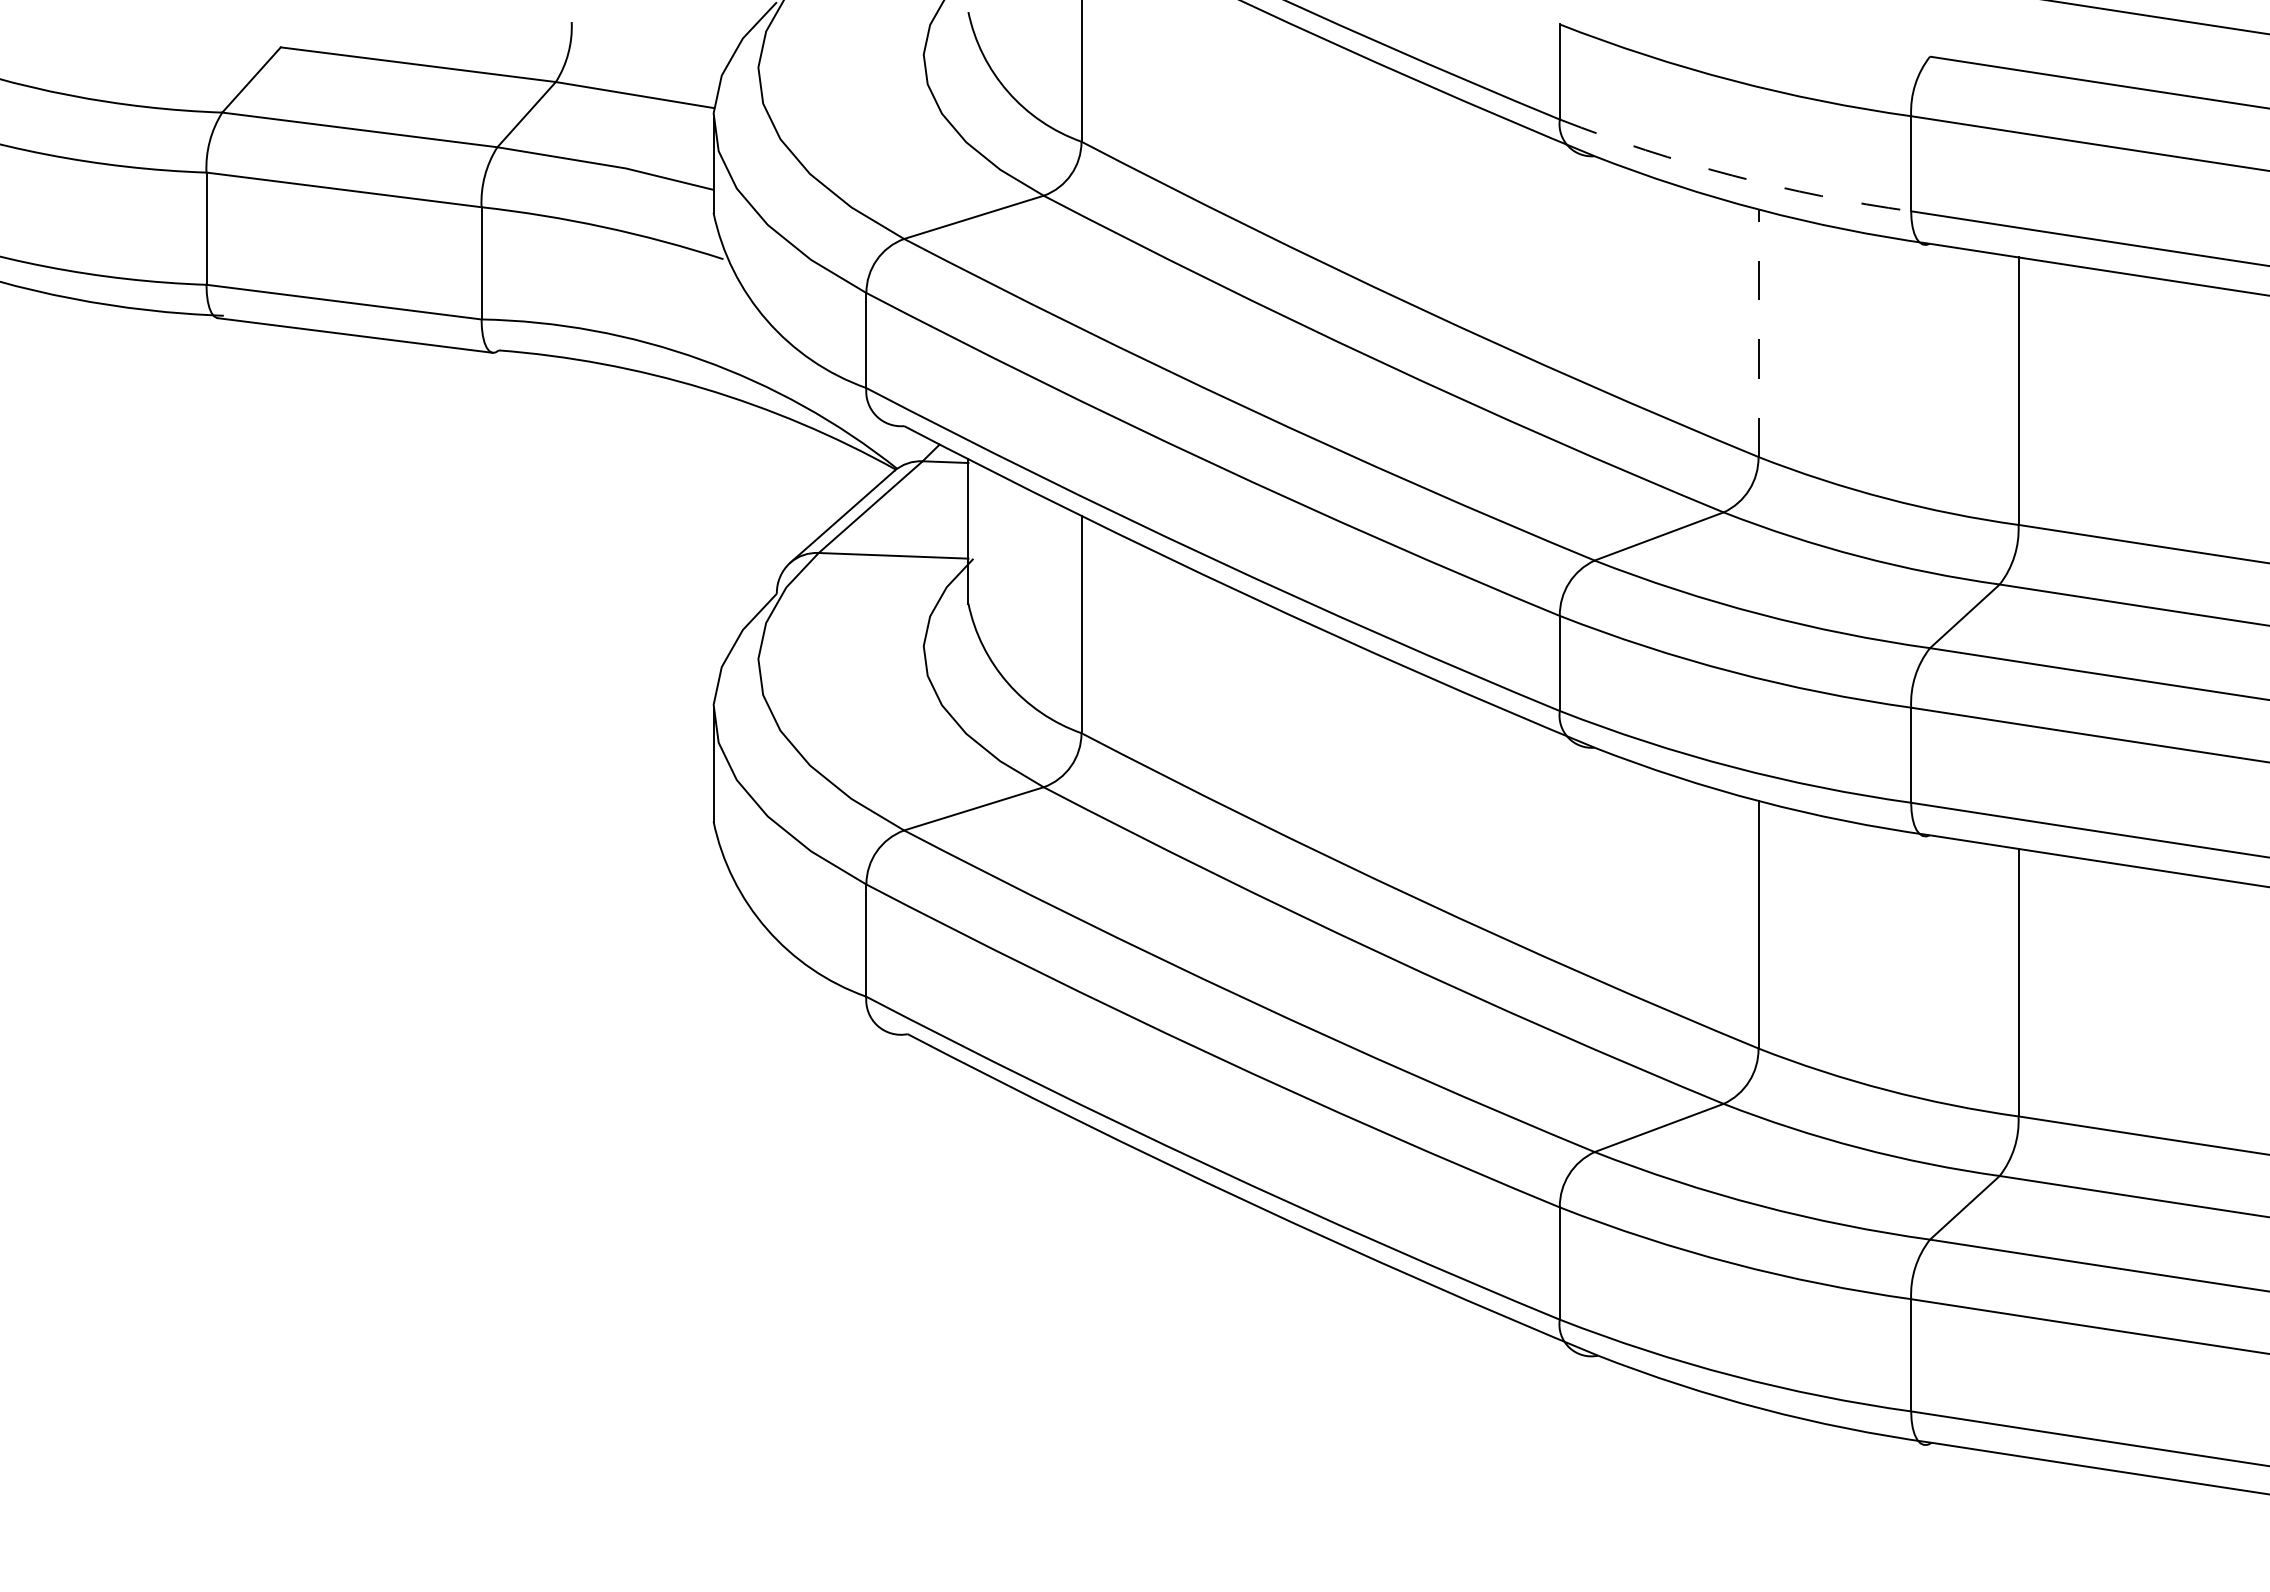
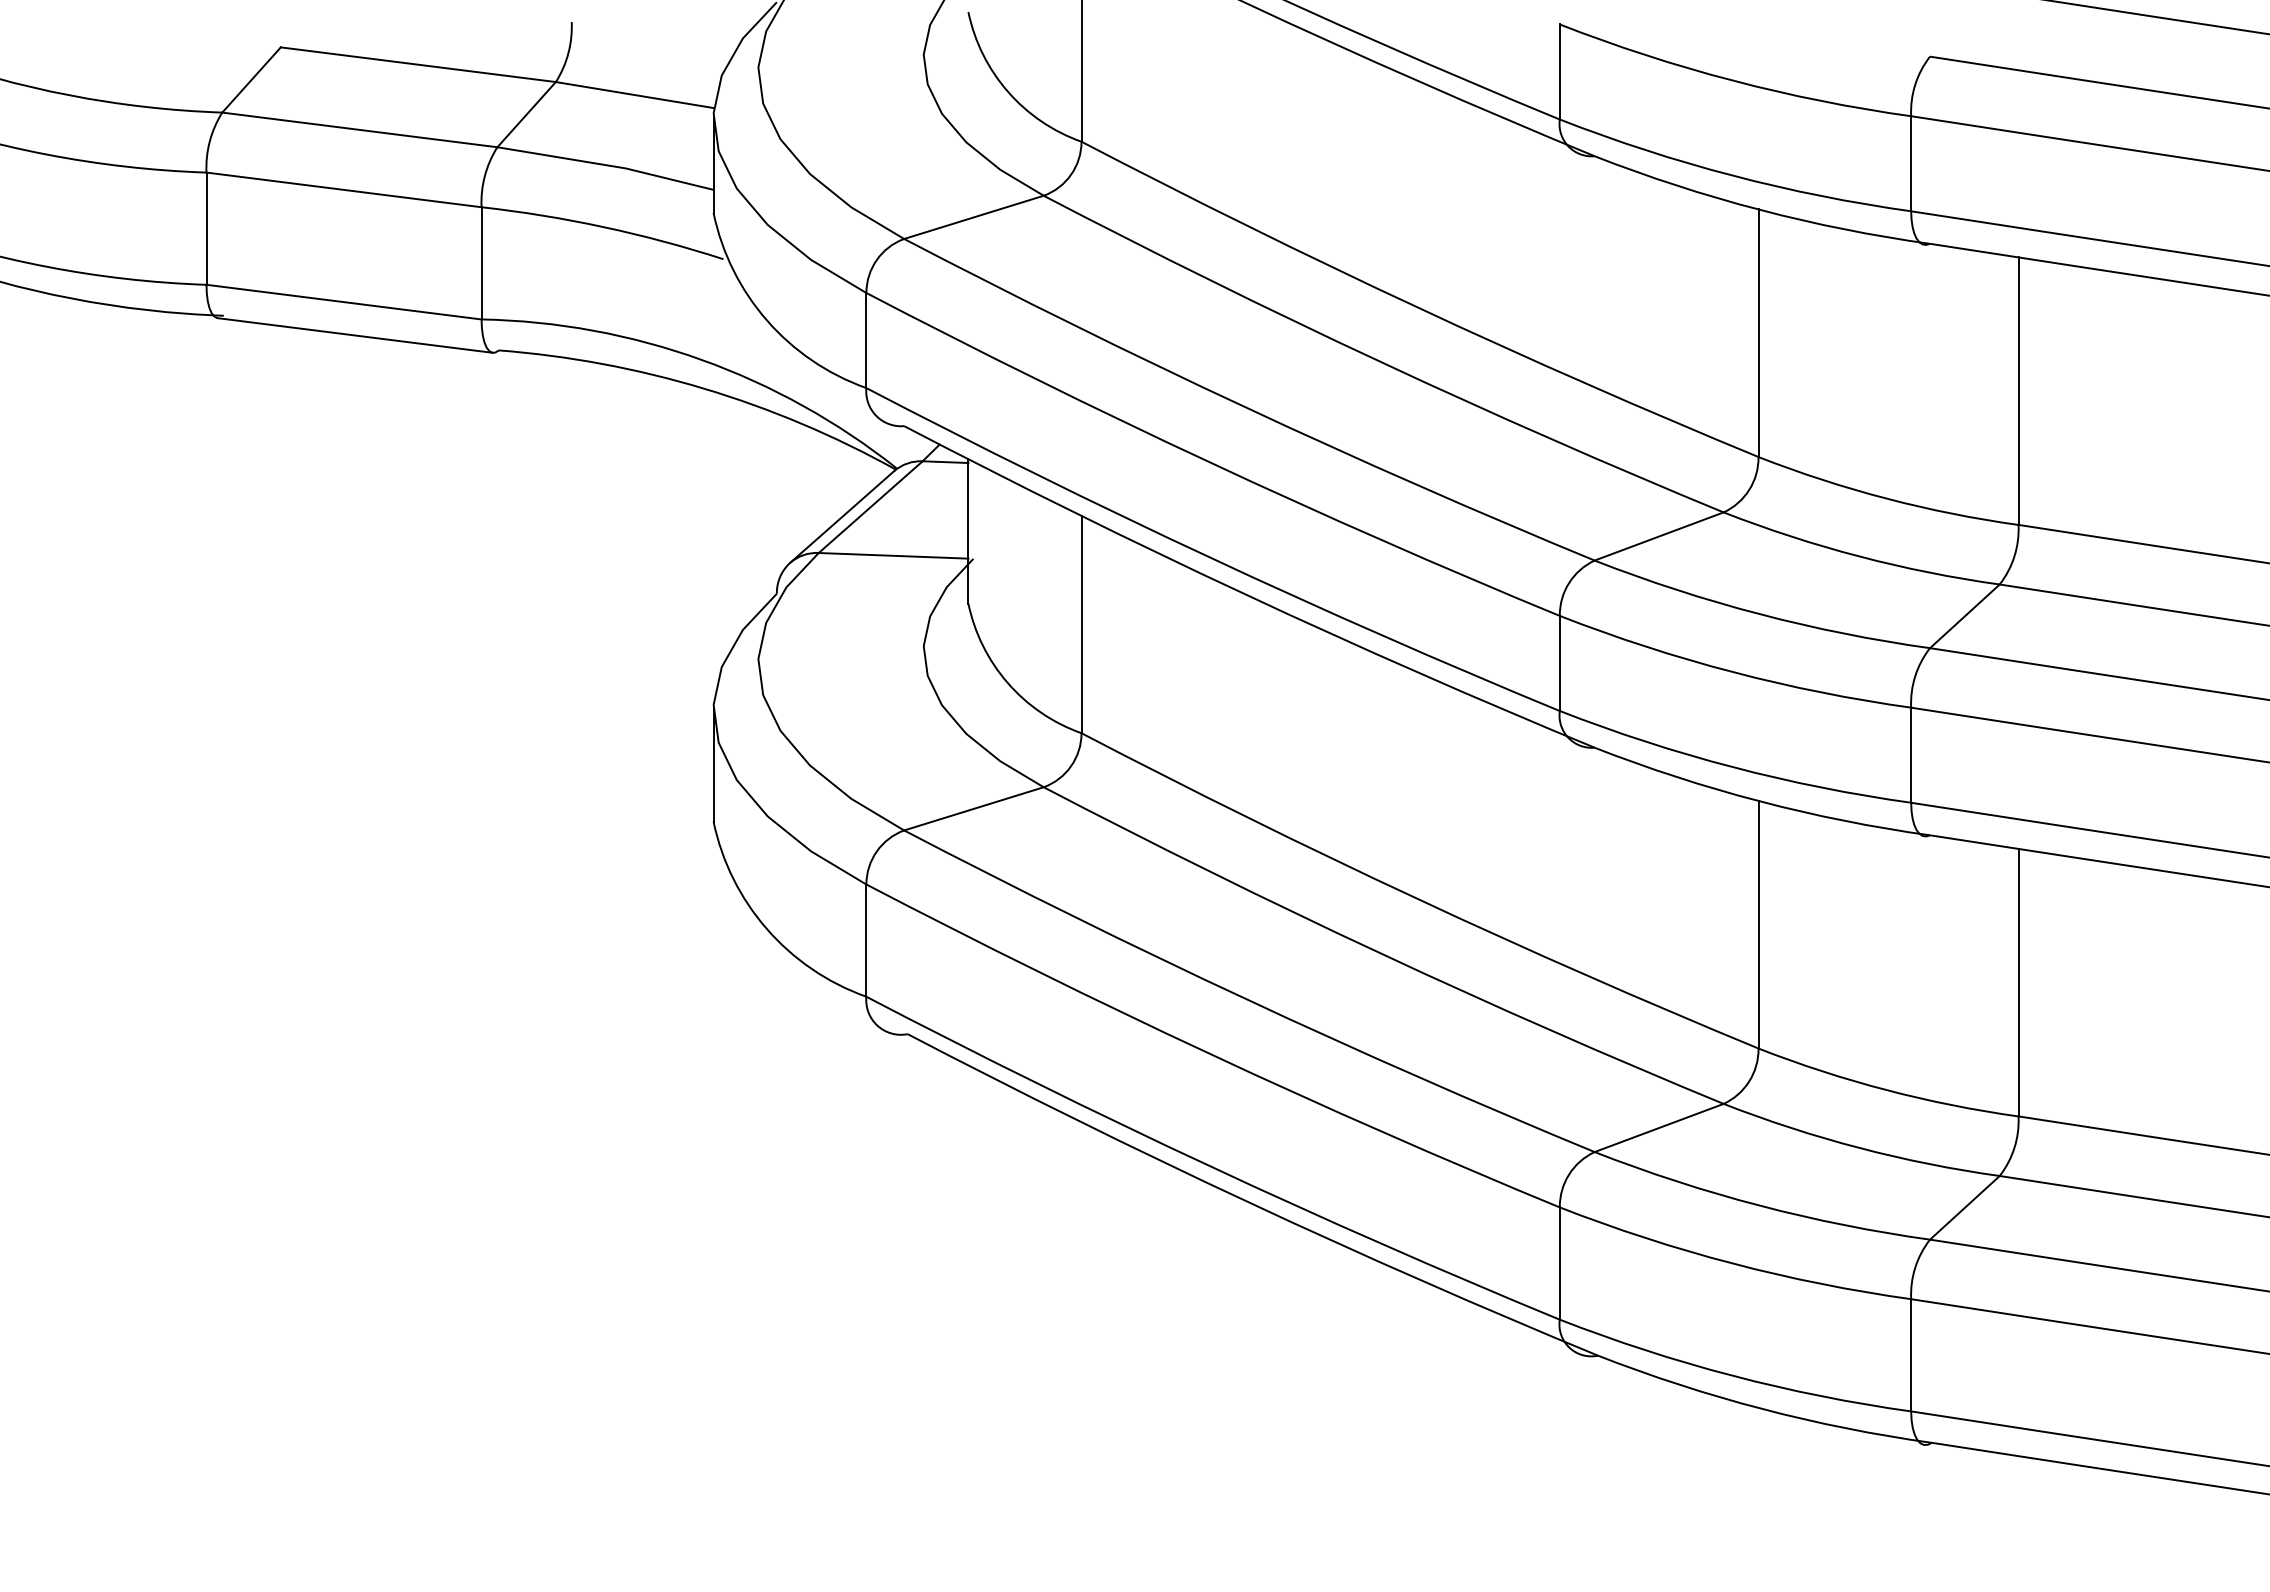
arc: dashed -> solid (1732, 175)
line: dashed -> solid (1758, 333)
